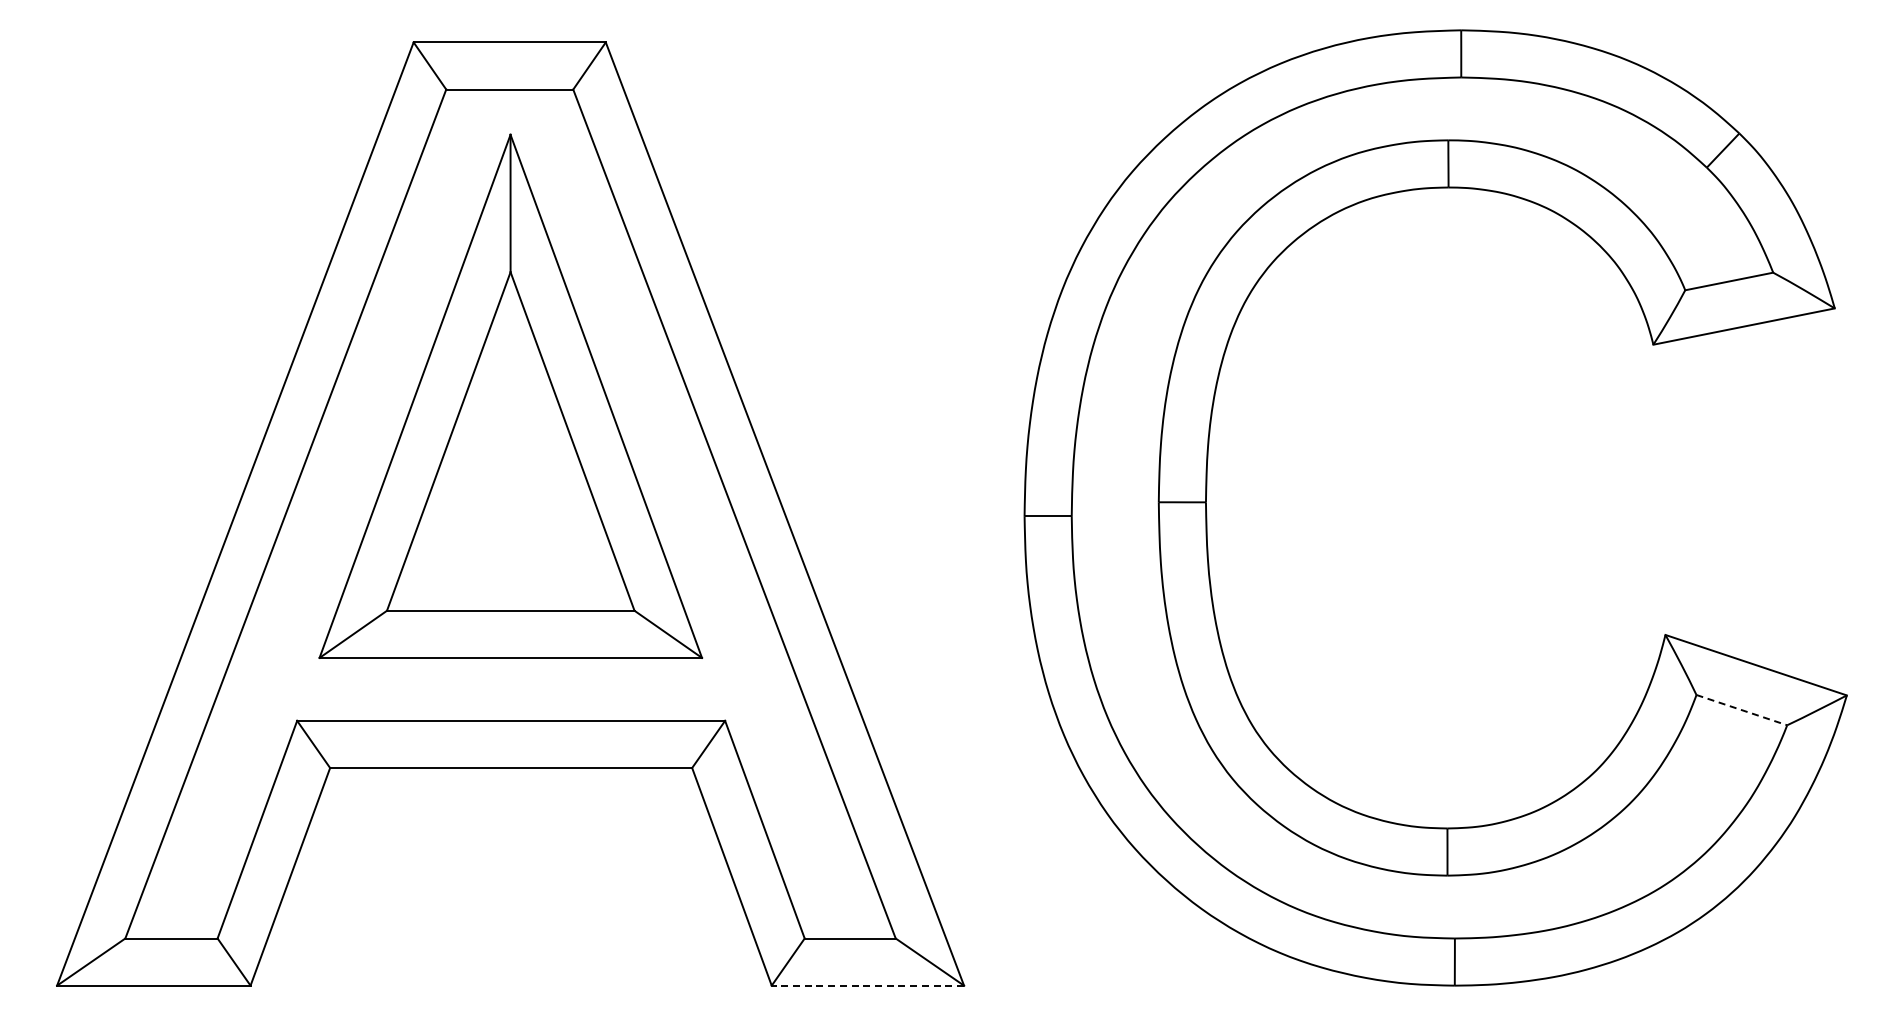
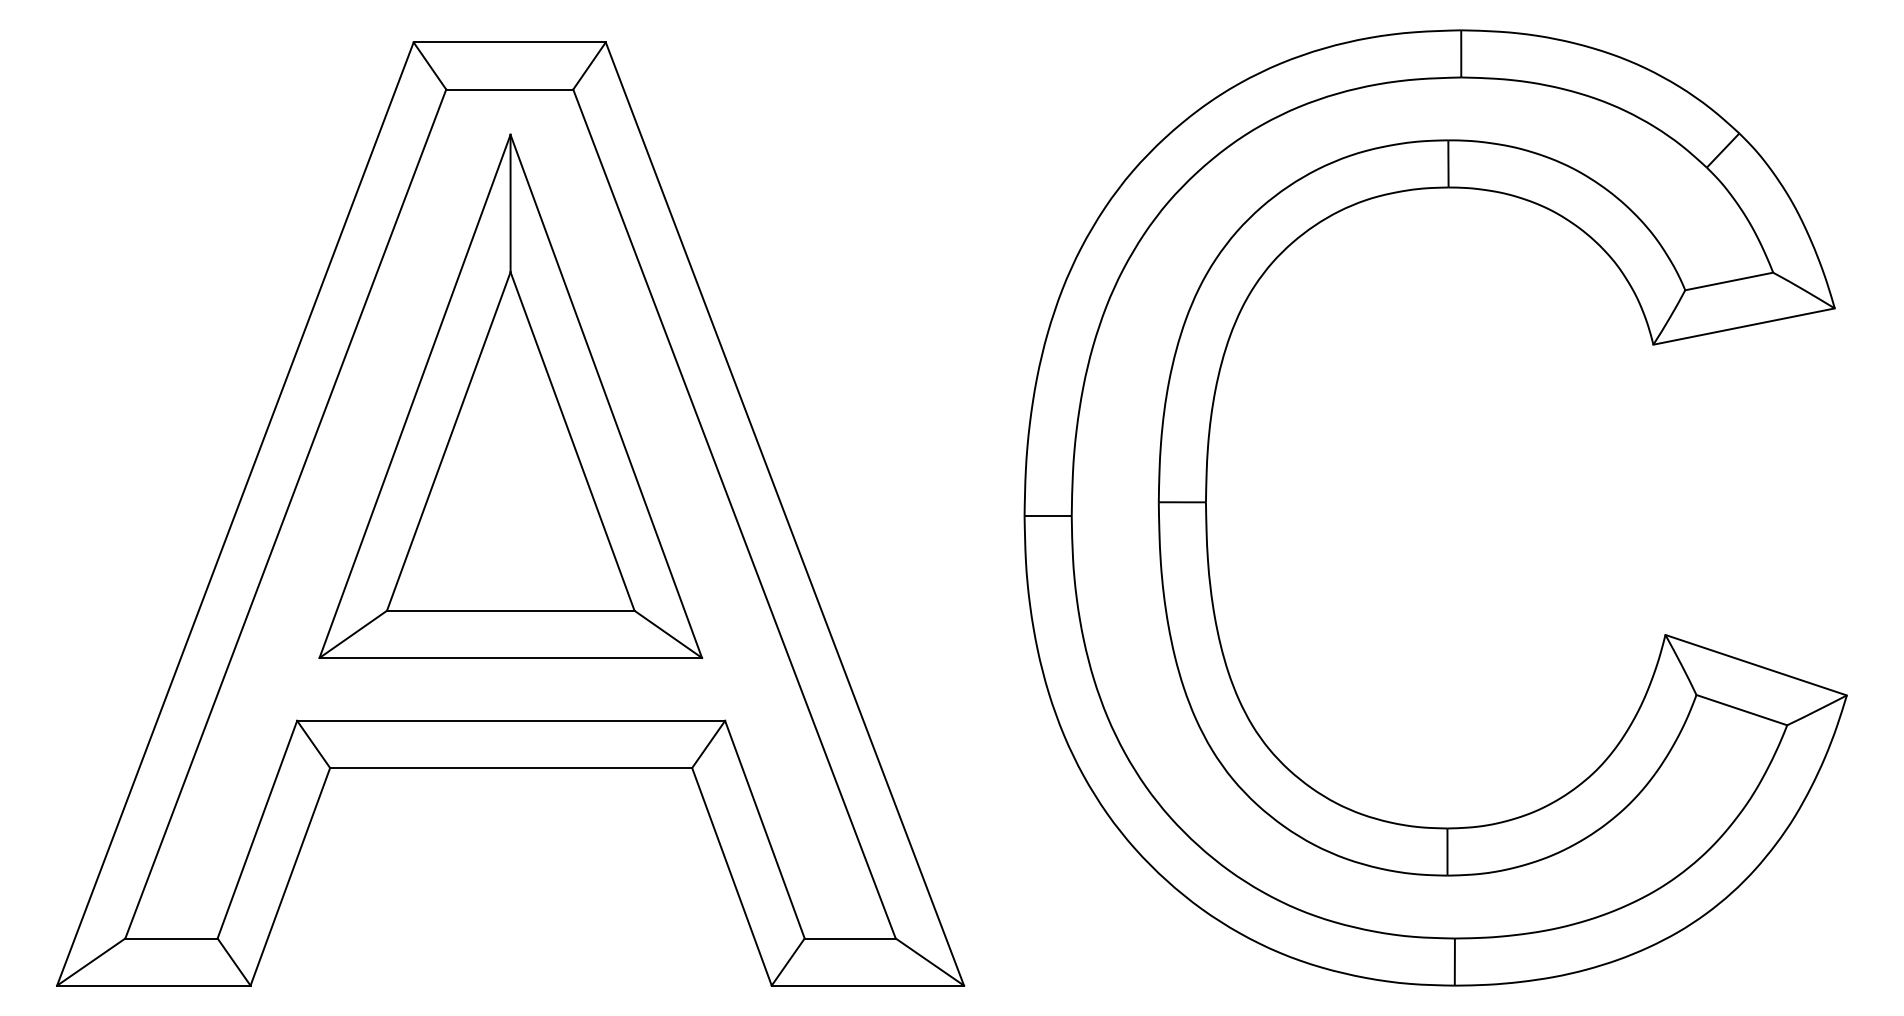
line: dashed -> solid (1741, 710)
line: dashed -> solid (867, 985)
